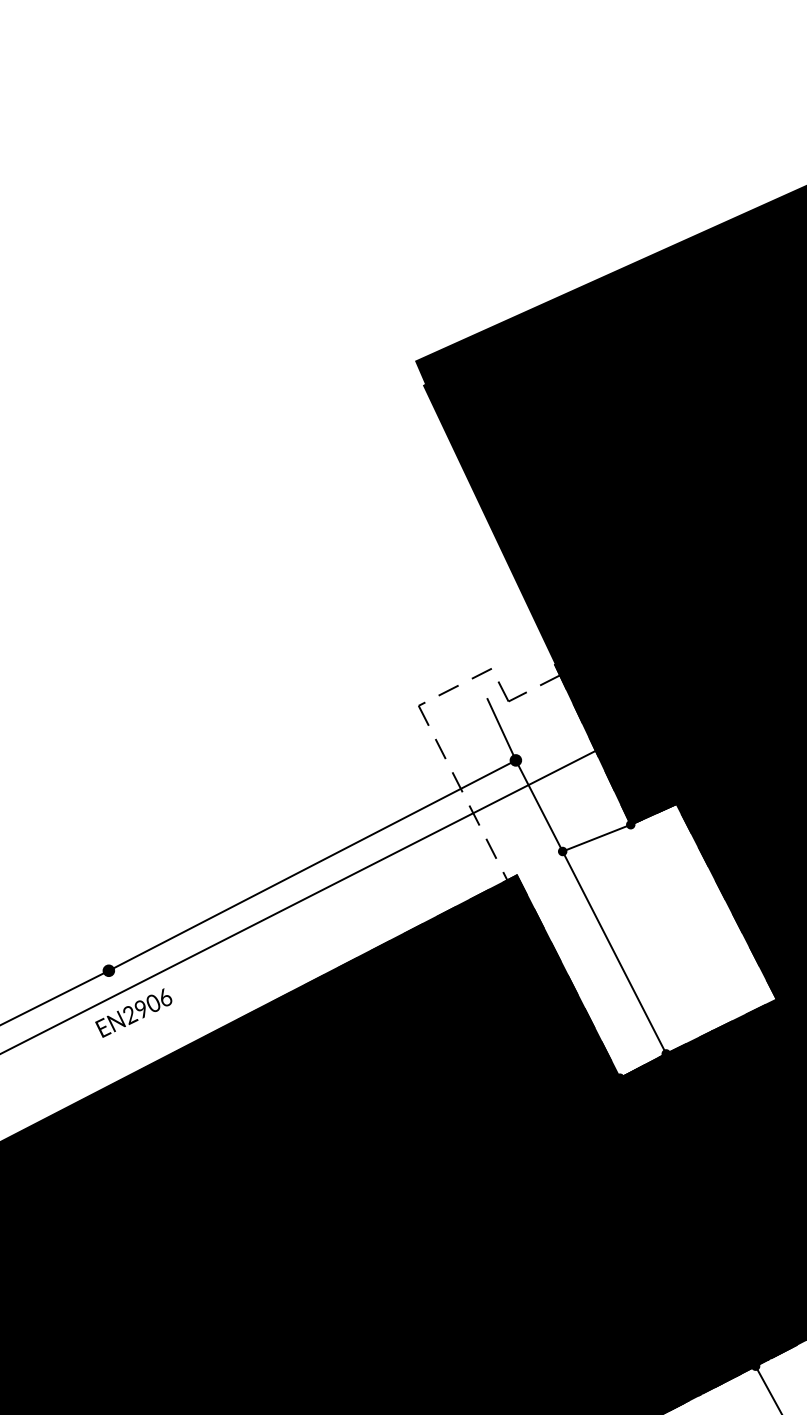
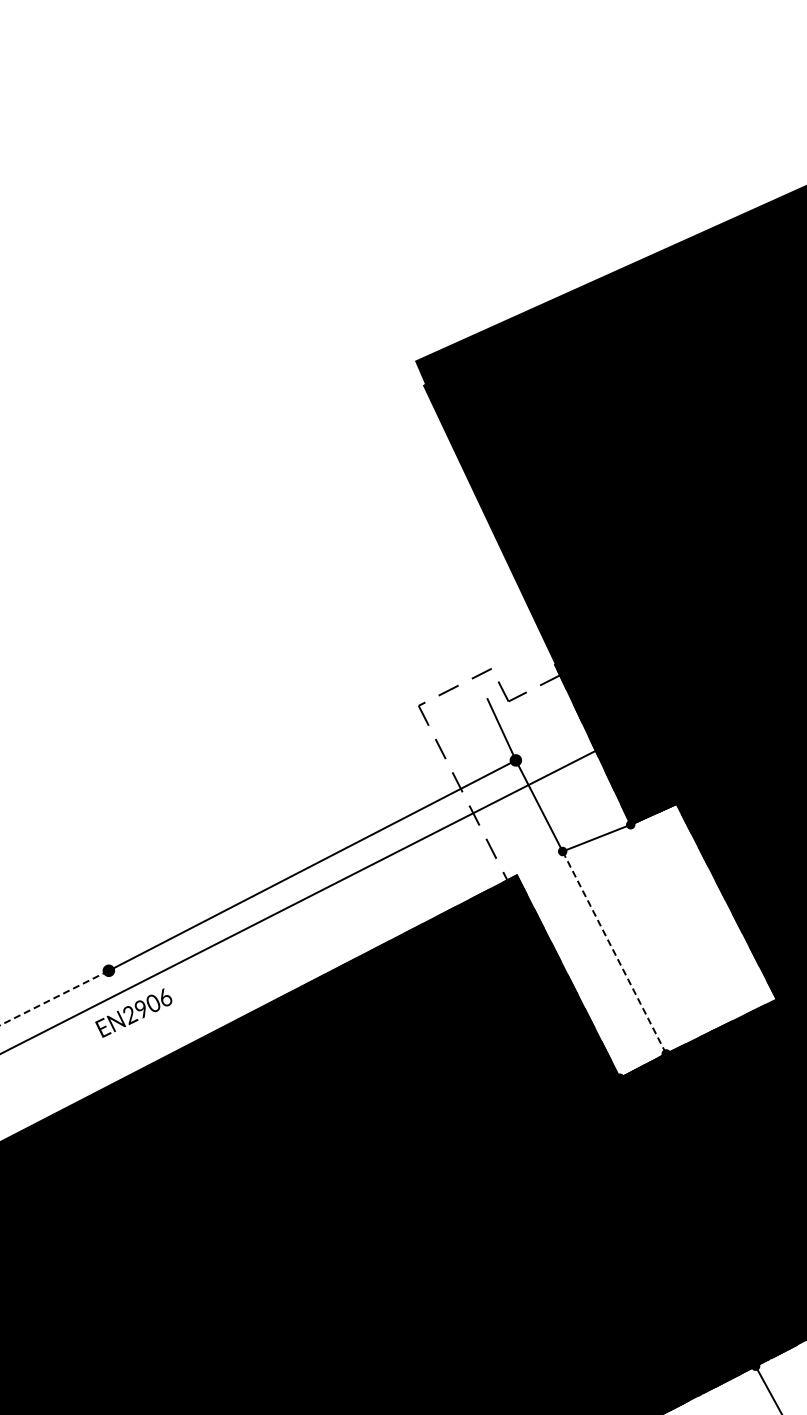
line: solid -> dashed (614, 952)
line: solid -> dashed (54, 998)
